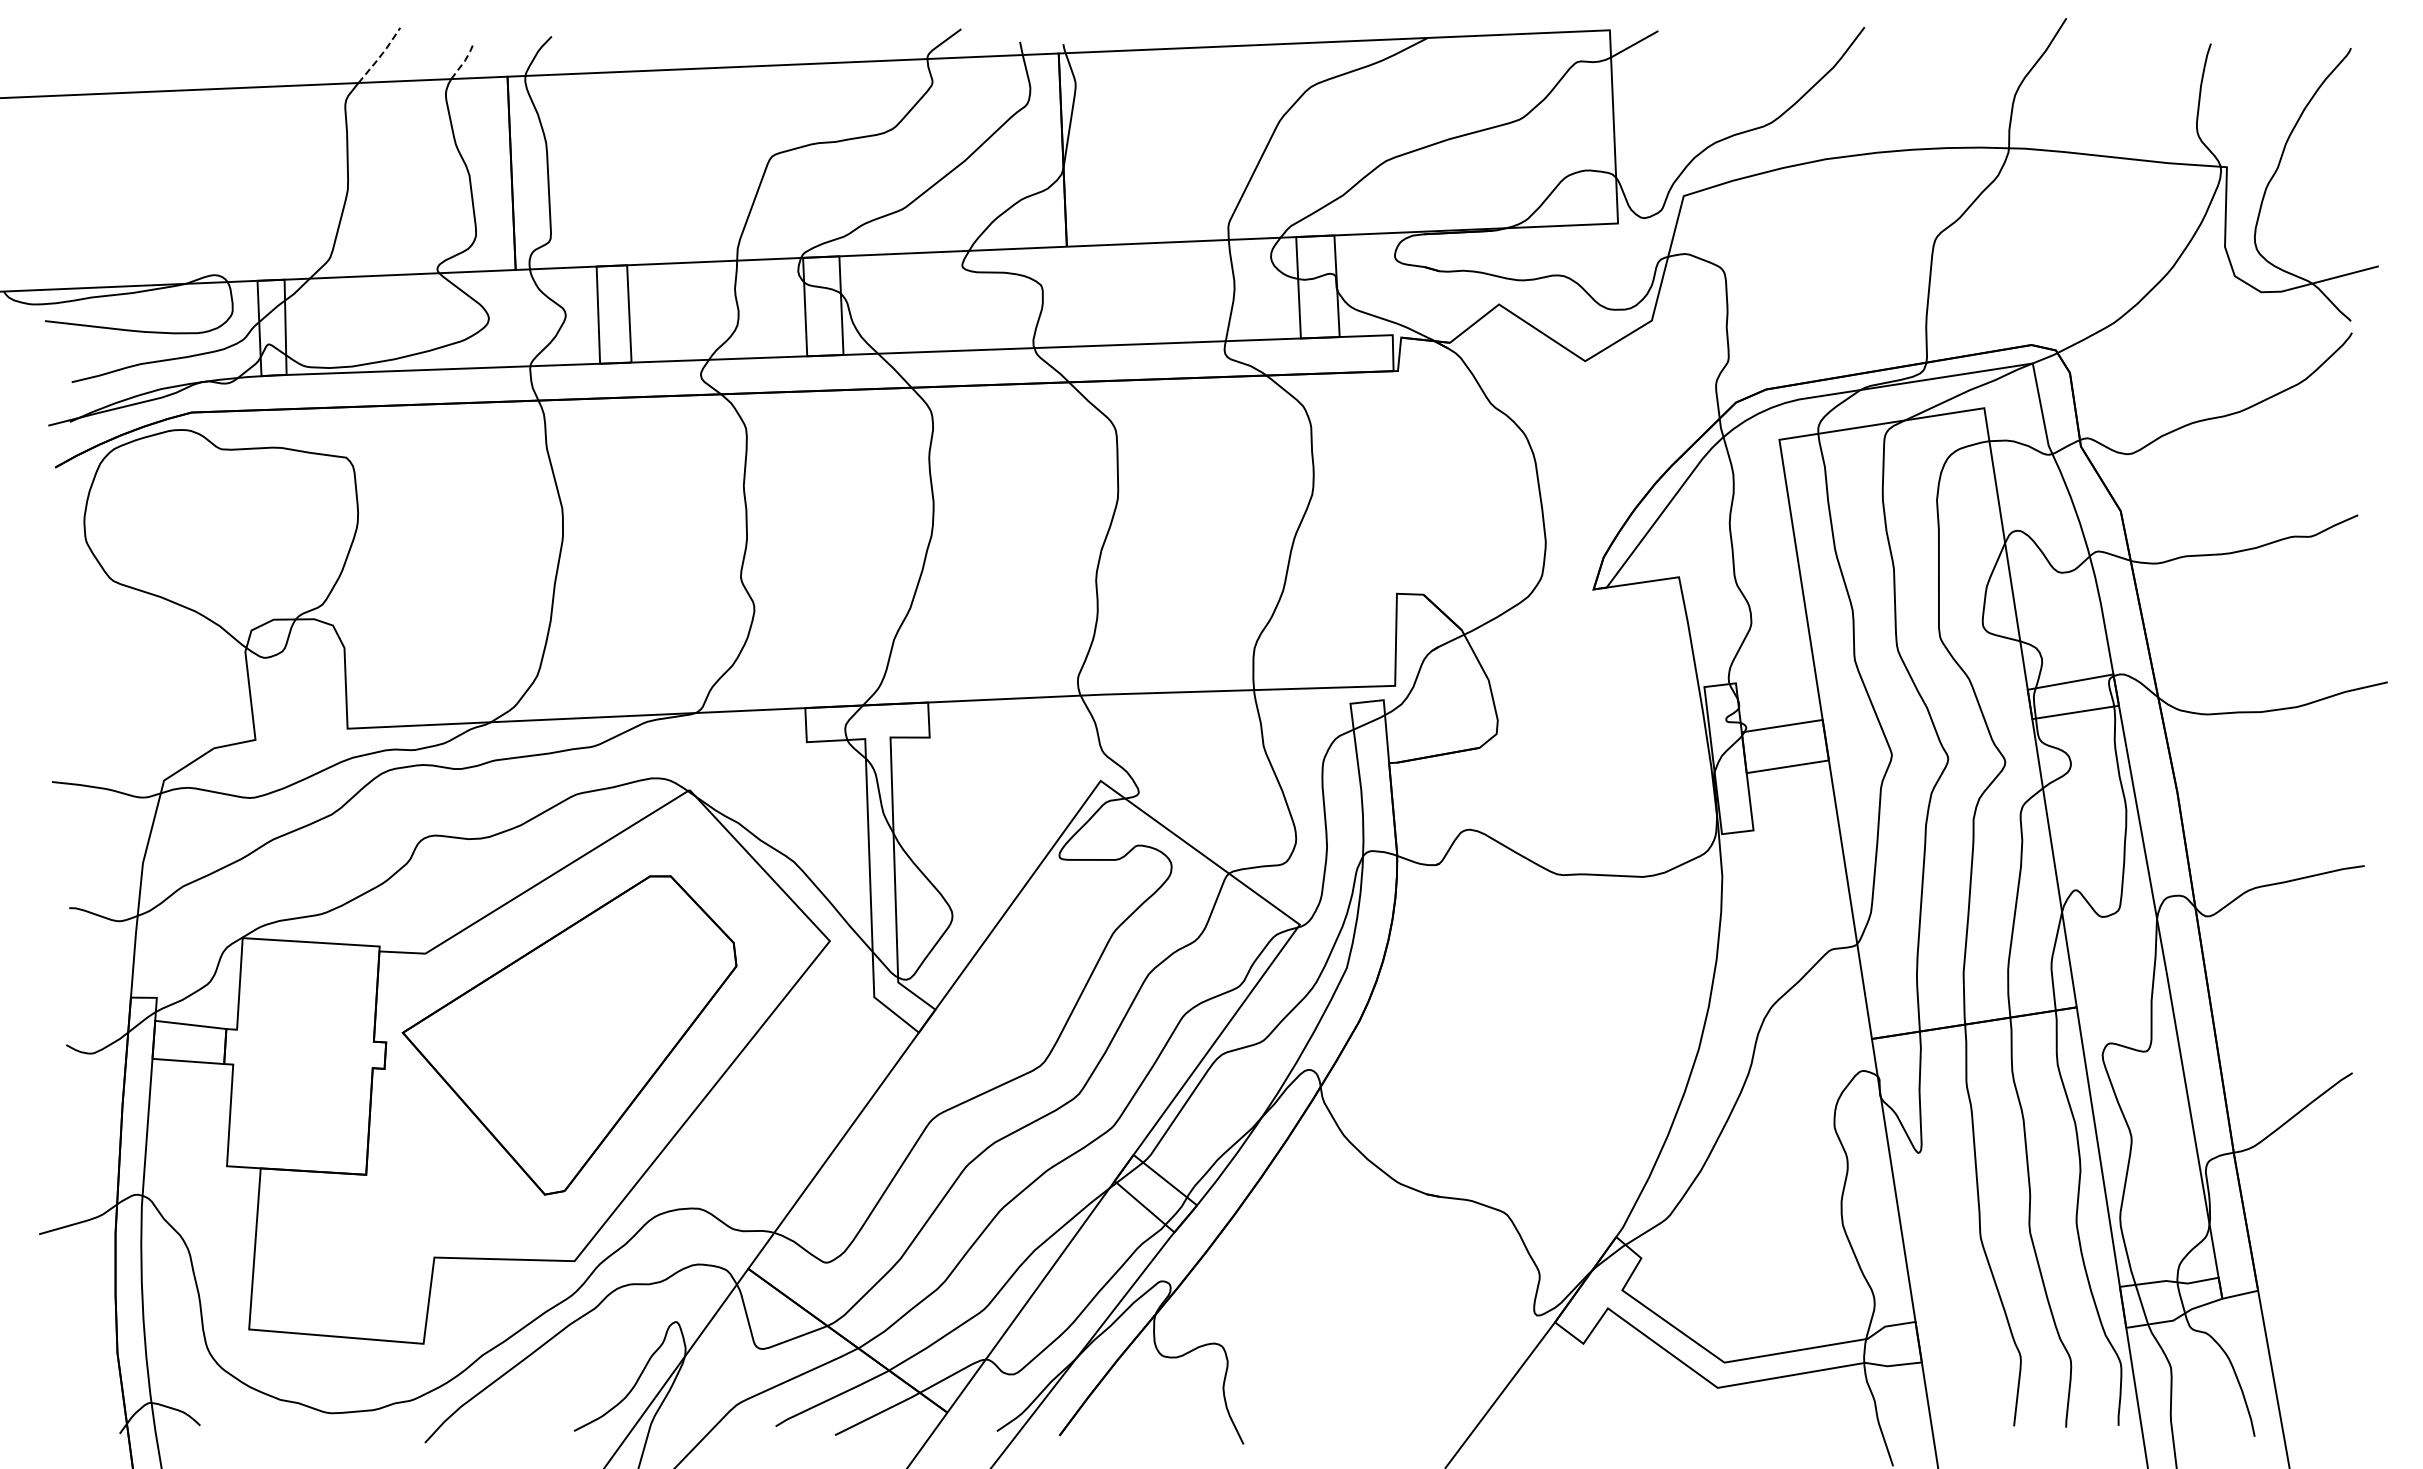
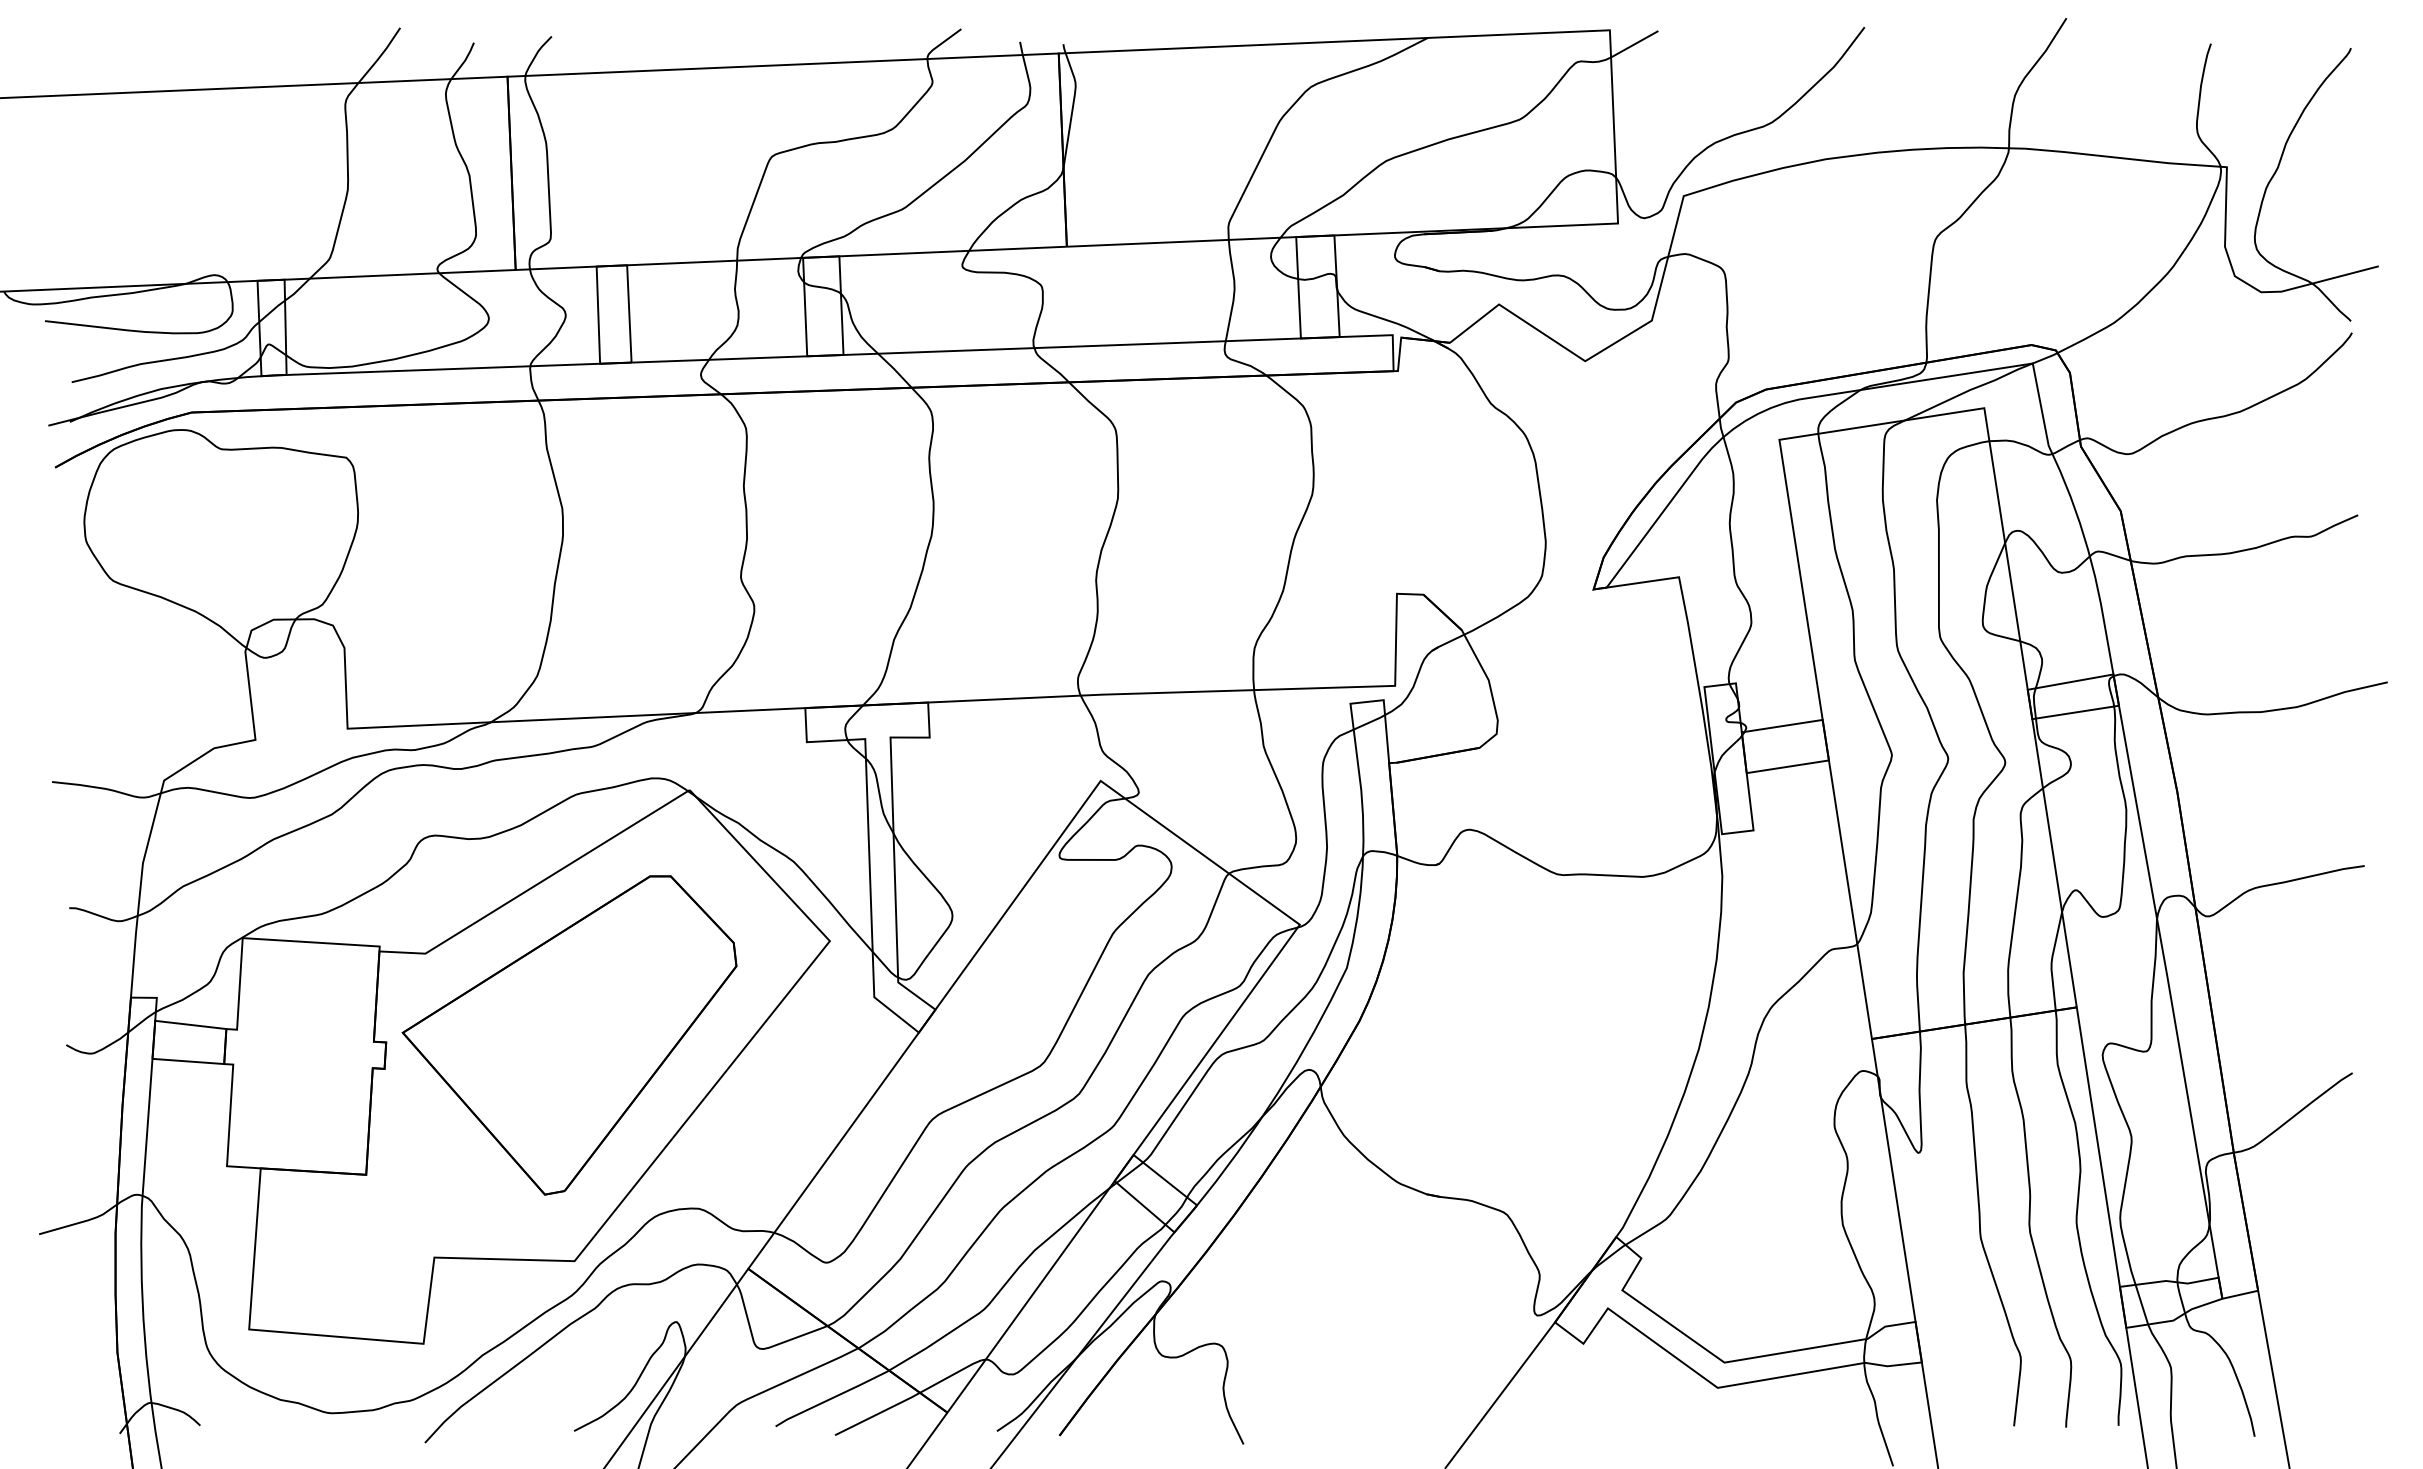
line: dashed -> solid (380, 55)
line: dashed -> solid (465, 60)
